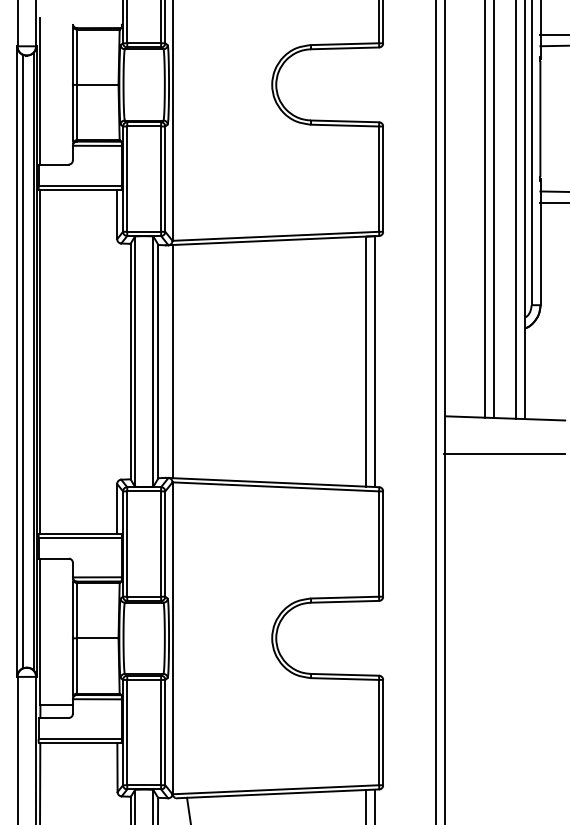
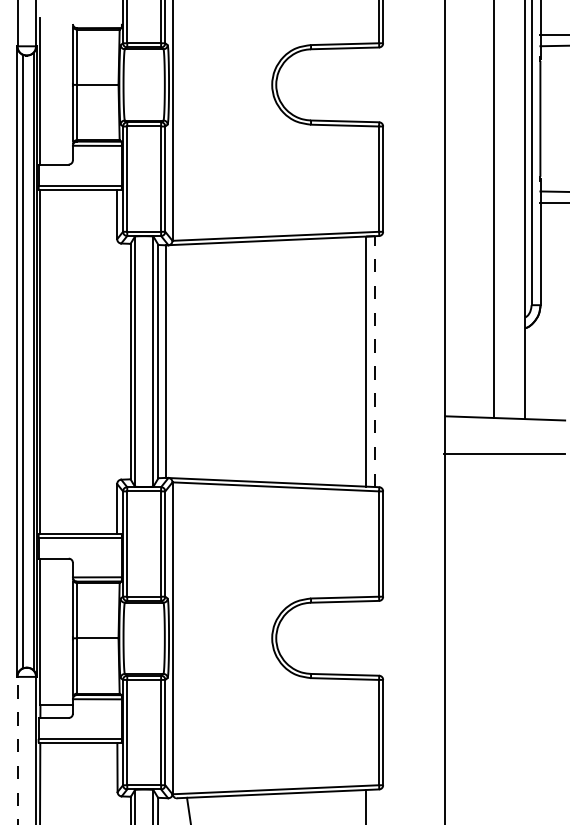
line: present -> none (485, 209)
line: present -> none (516, 210)
line position: (173, 361) -> (166, 361) (166, 361)
line: solid -> dashed (375, 361)
line: present -> none (436, 411)
line: solid -> dashed (17, 750)
line: present -> none (375, 805)
